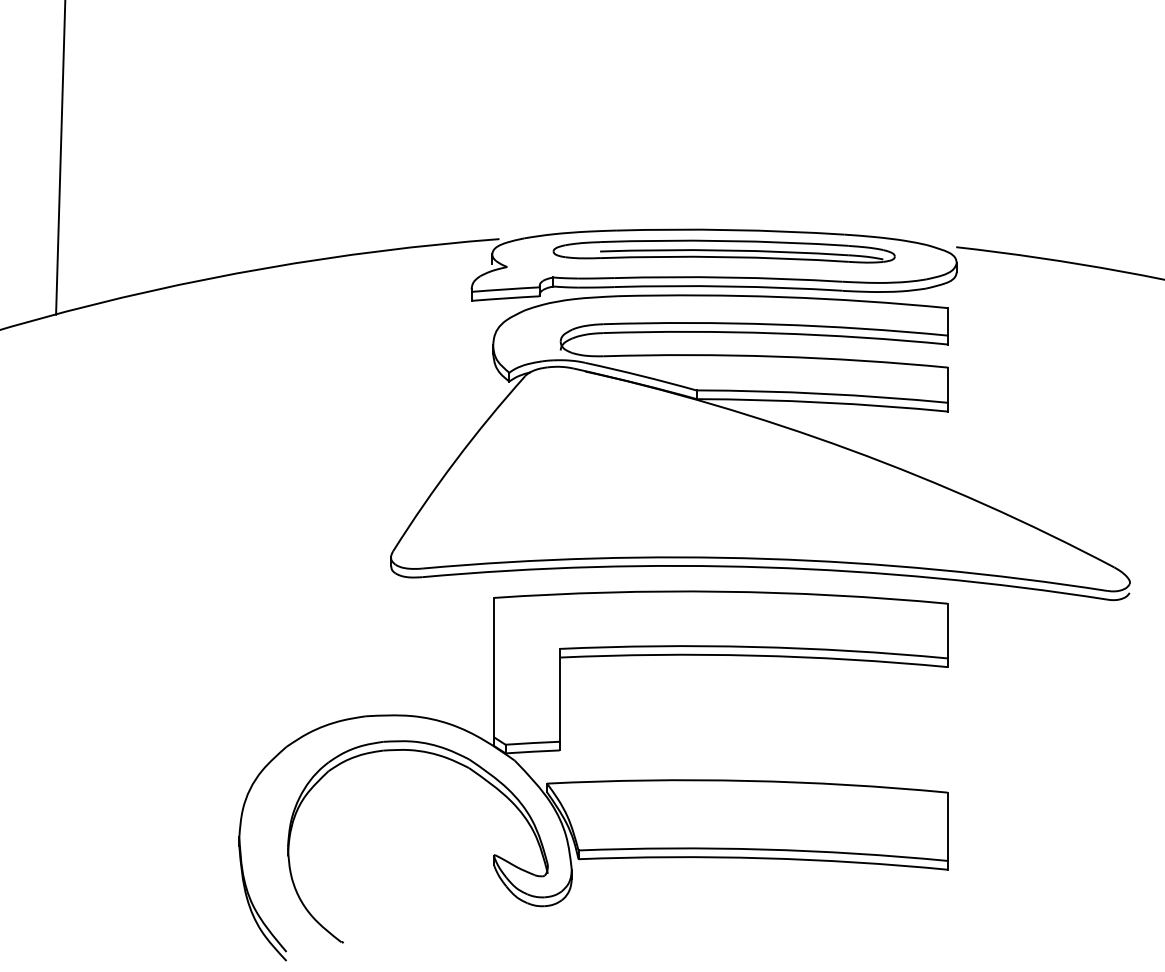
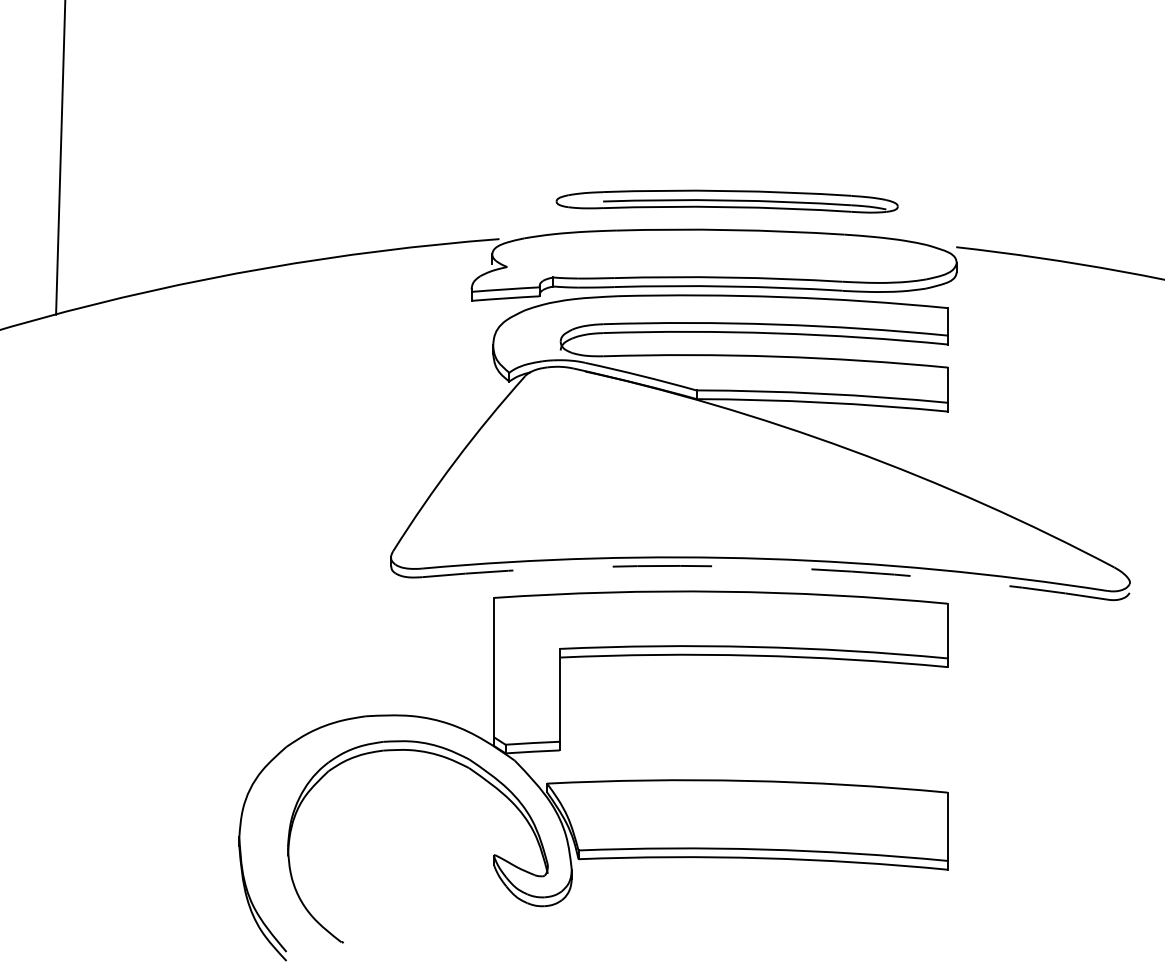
part position: (723, 251) -> (726, 201) (726, 201)
arc: solid -> dashed (766, 567)
